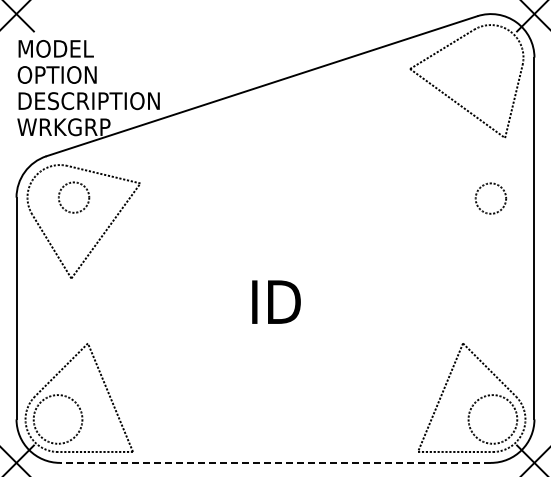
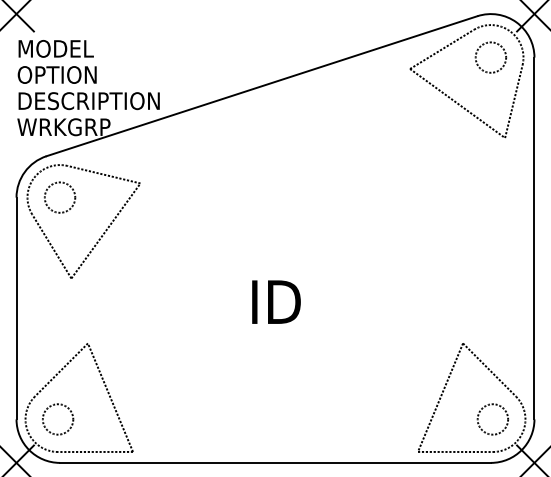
circle position: (74, 197) -> (60, 197) (60, 197)
circle position: (490, 198) -> (490, 57) (490, 57)
circle diameter: 49 px -> 30 px (57, 419)
circle diameter: 49 px -> 30 px (492, 419)
line: dashed -> solid (275, 462)
